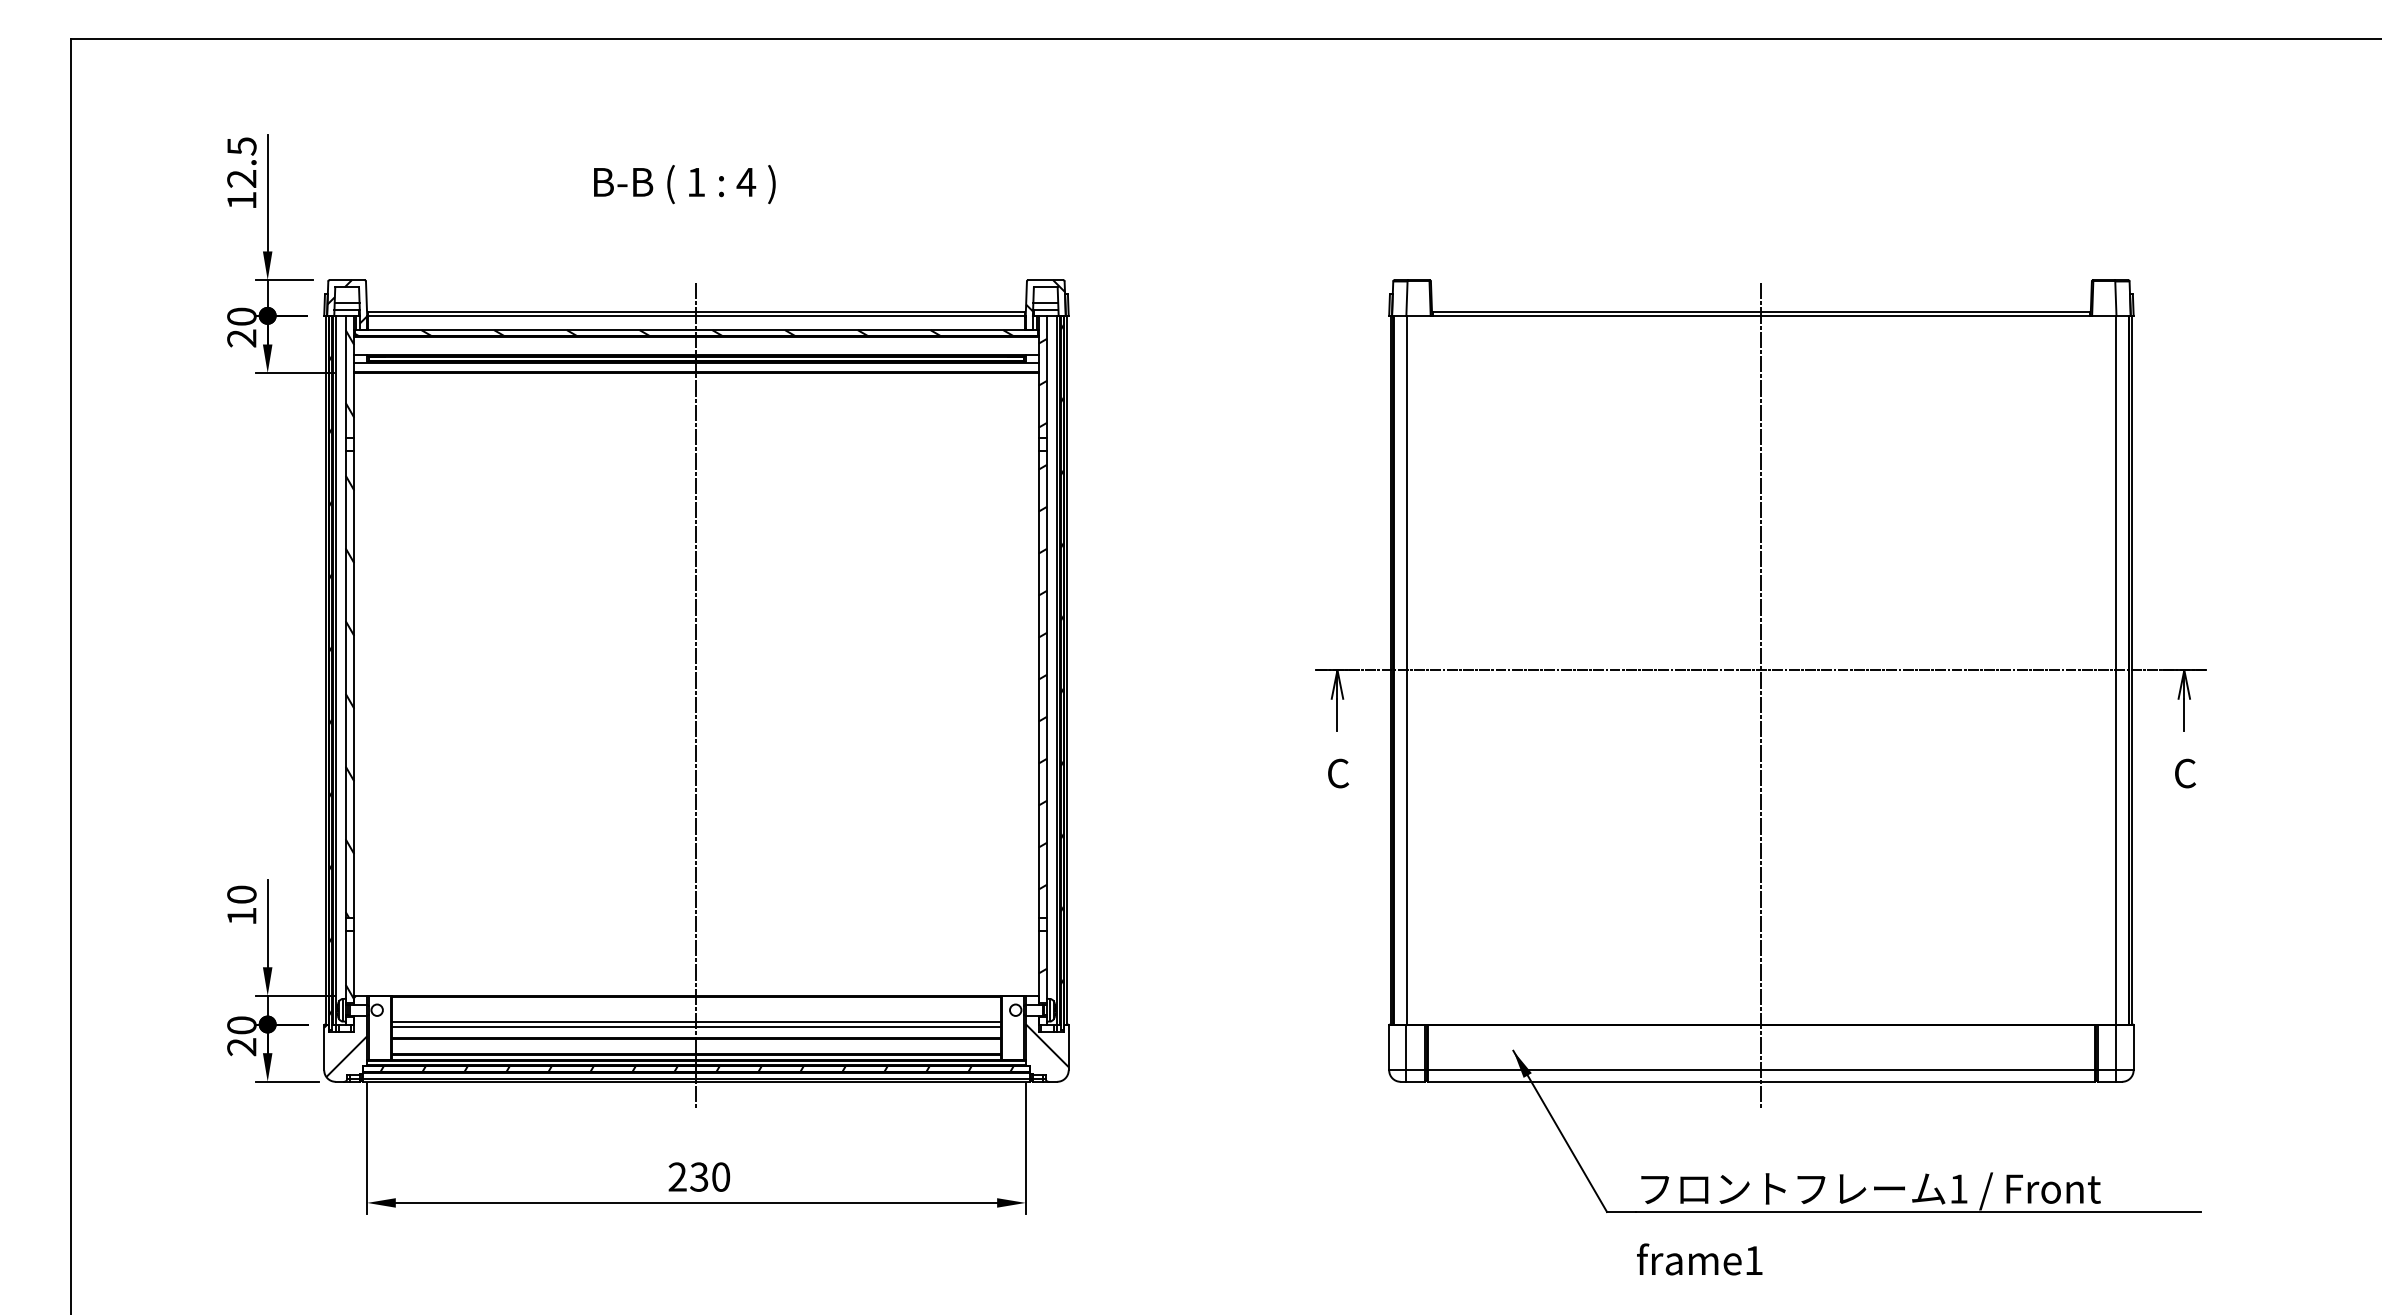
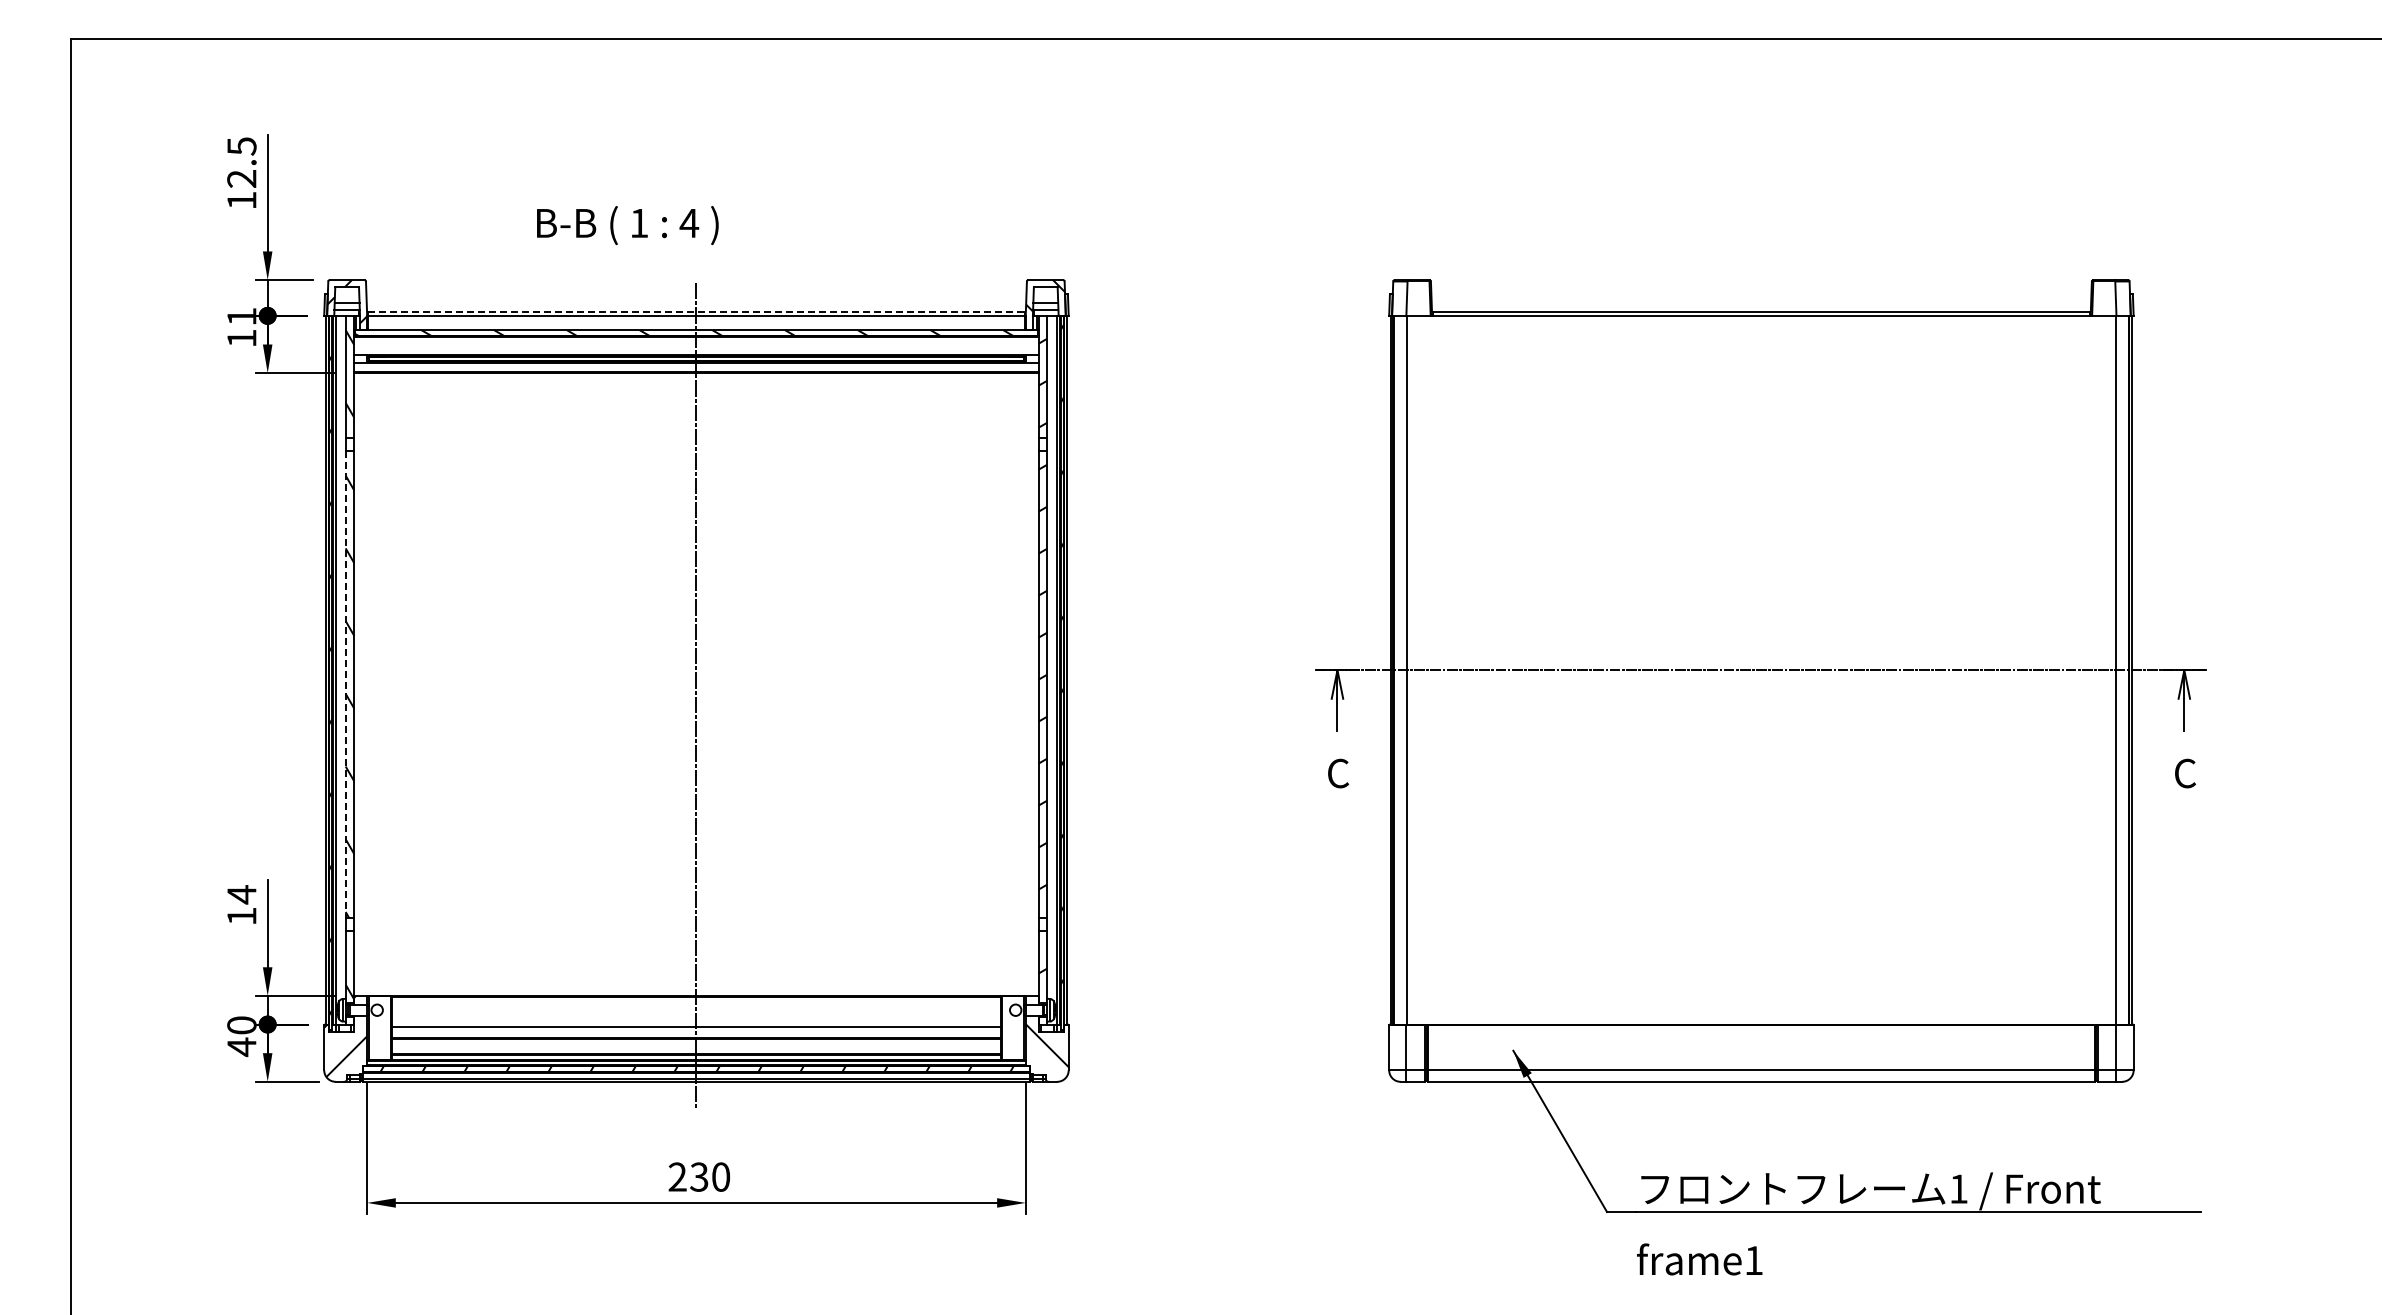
text position: (684, 184) -> (627, 225) (627, 225)
line: solid -> dashed (696, 311)
text: 20 -> 11 (241, 327)
line: solid -> dashed (345, 685)
line: present -> none (1761, 696)
text: 10 -> 14 (241, 894)
line: present -> none (696, 1021)
text: 20 -> 40 (241, 1047)
